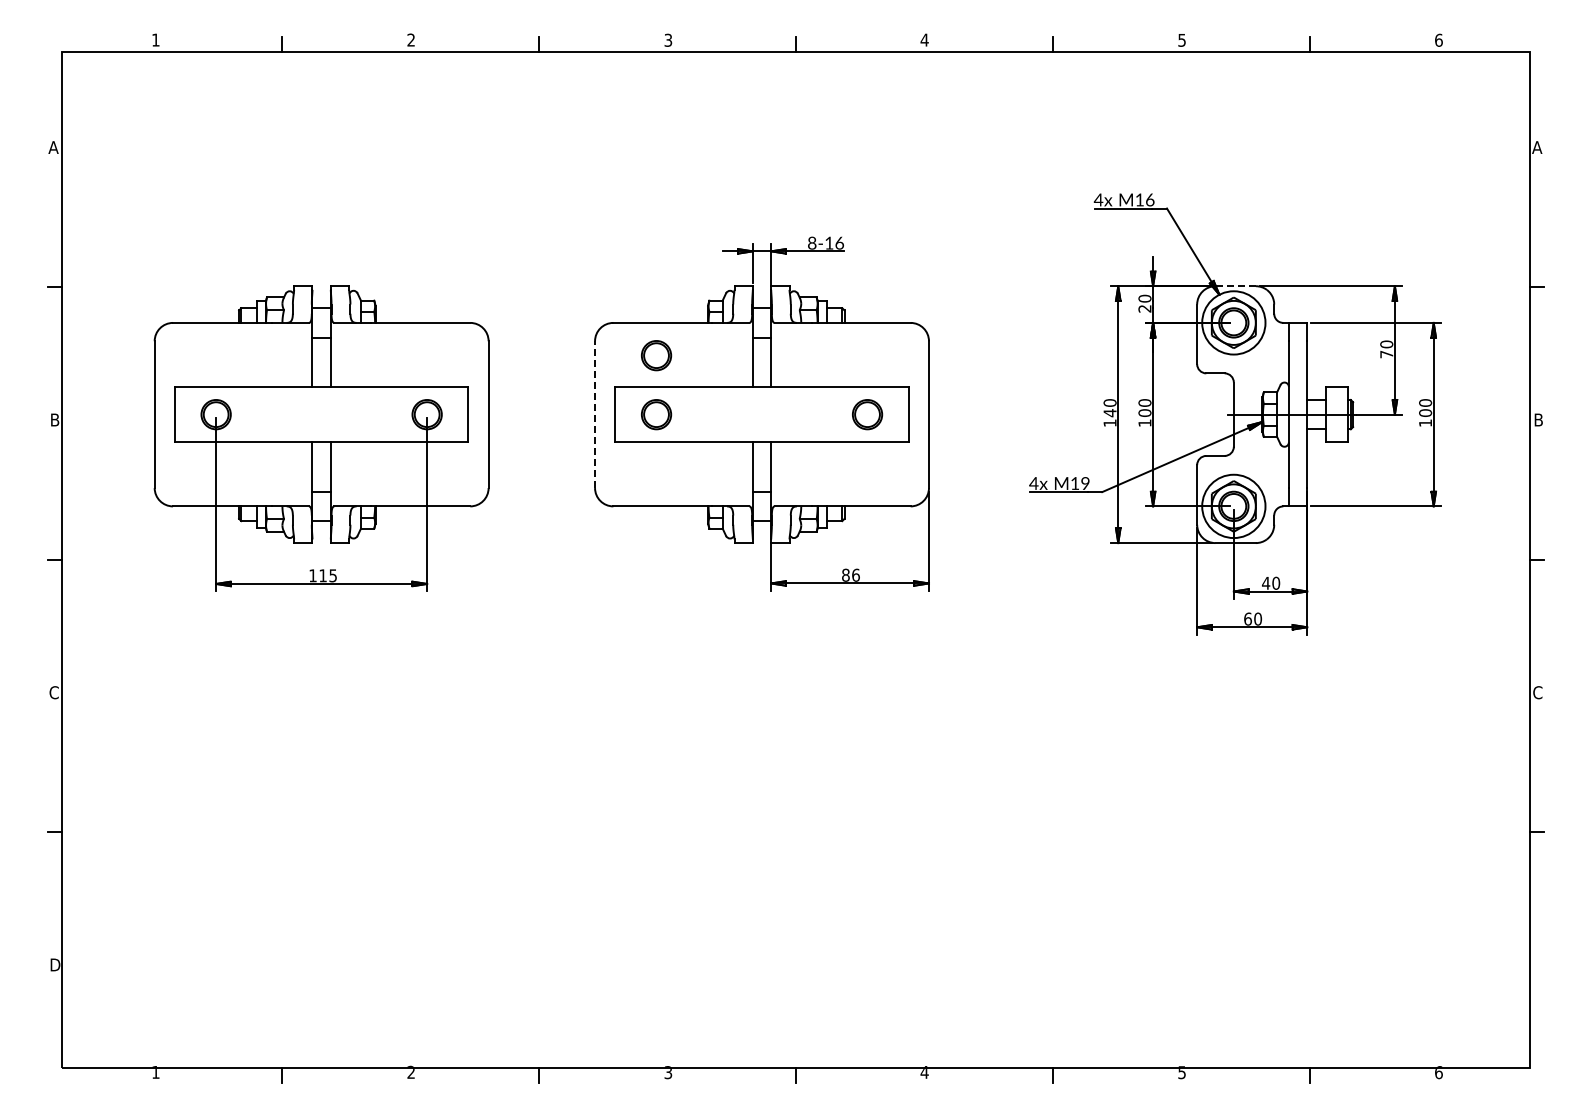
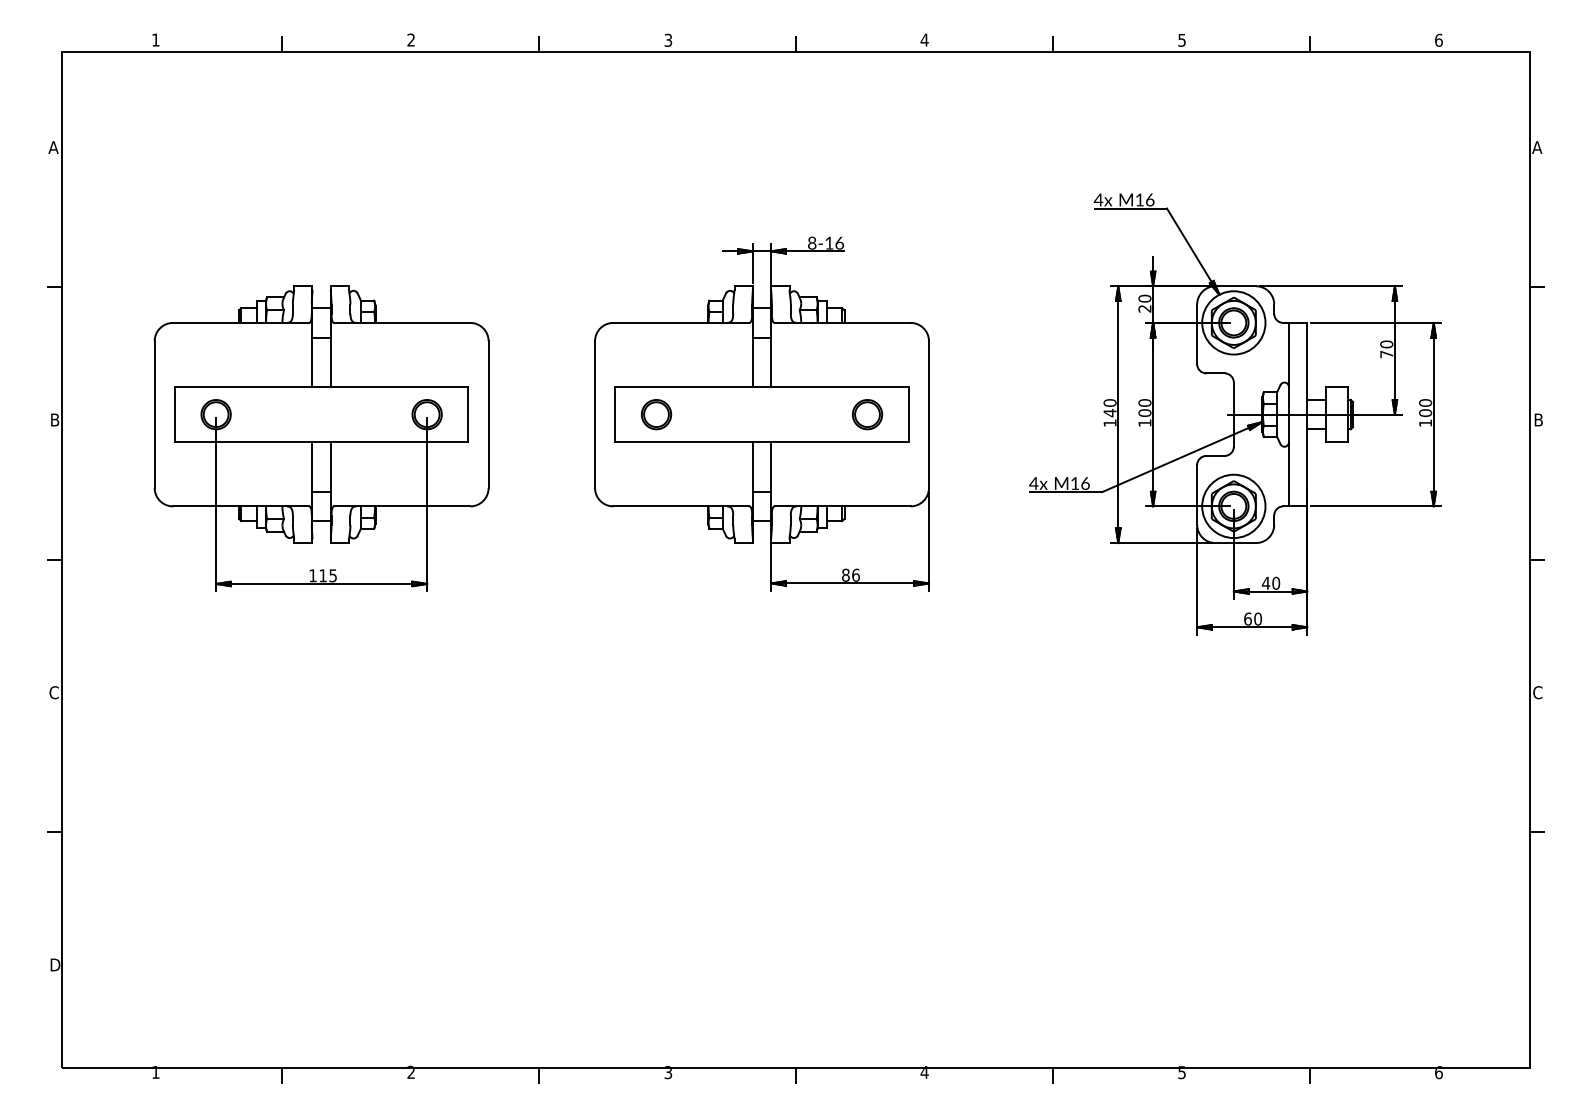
line: dashed -> solid (1236, 286)
part: present -> none (656, 355)
line: dashed -> solid (595, 414)
text: M19 -> M16 (1085, 483)
